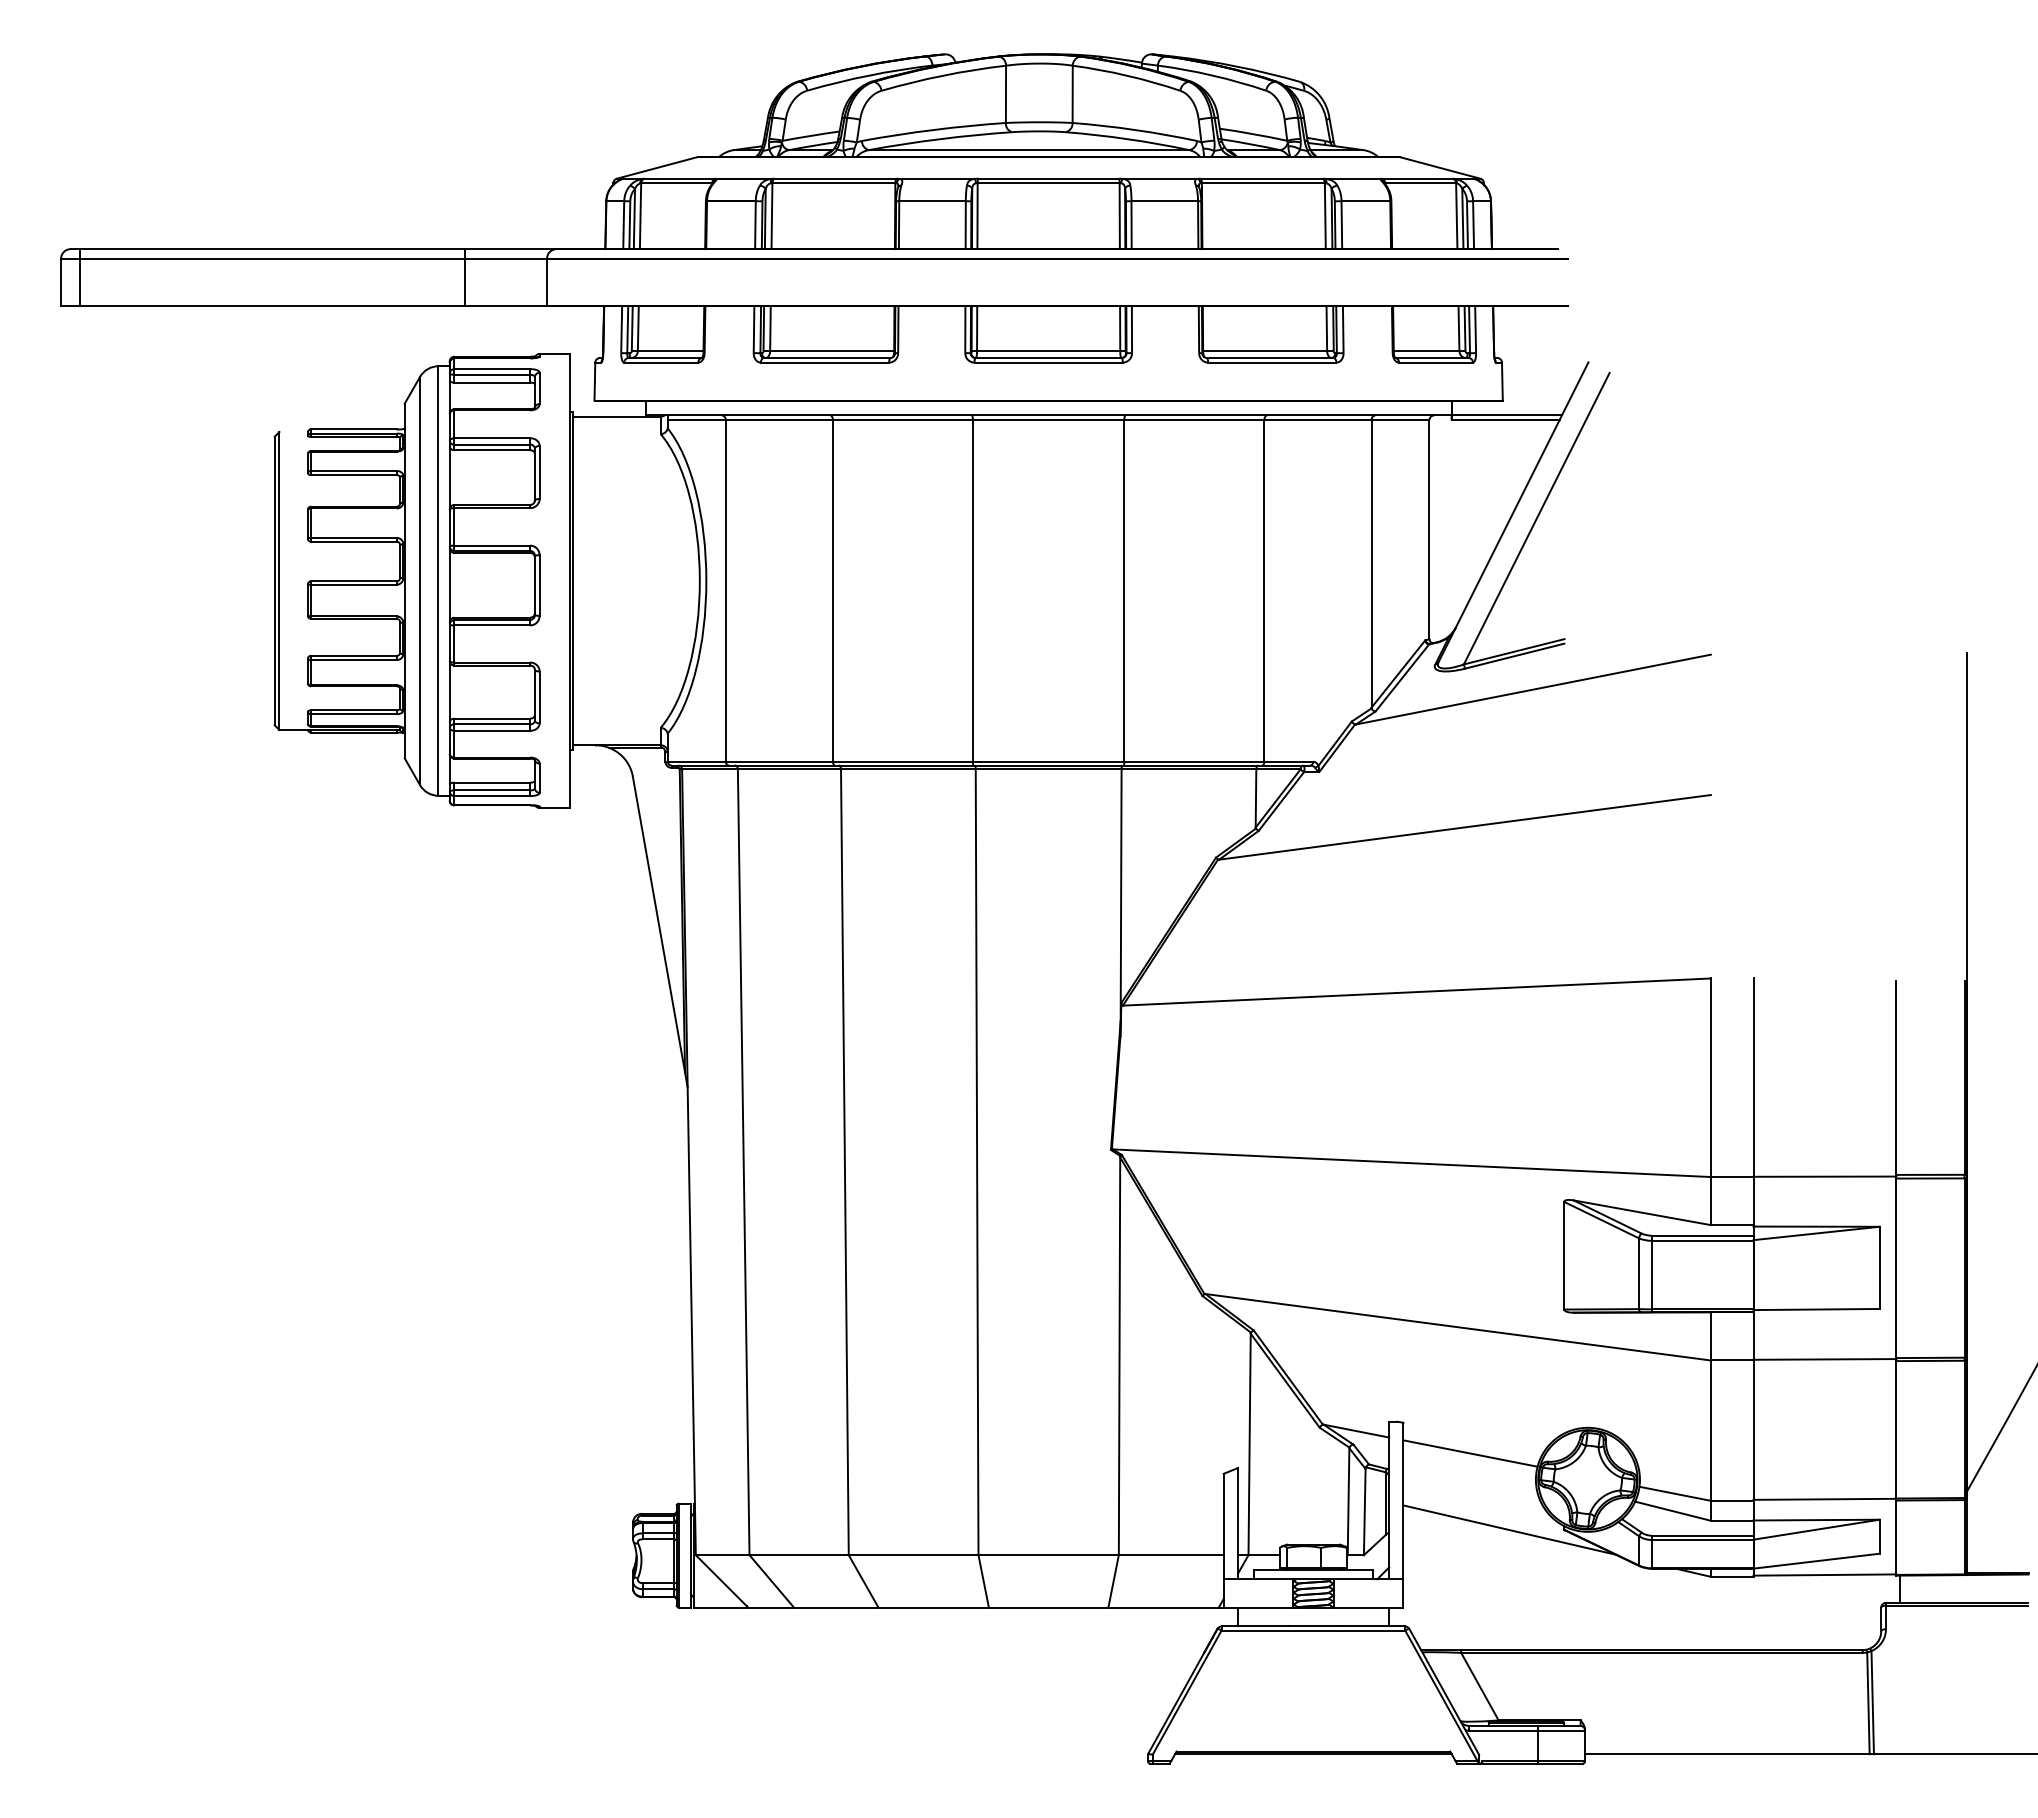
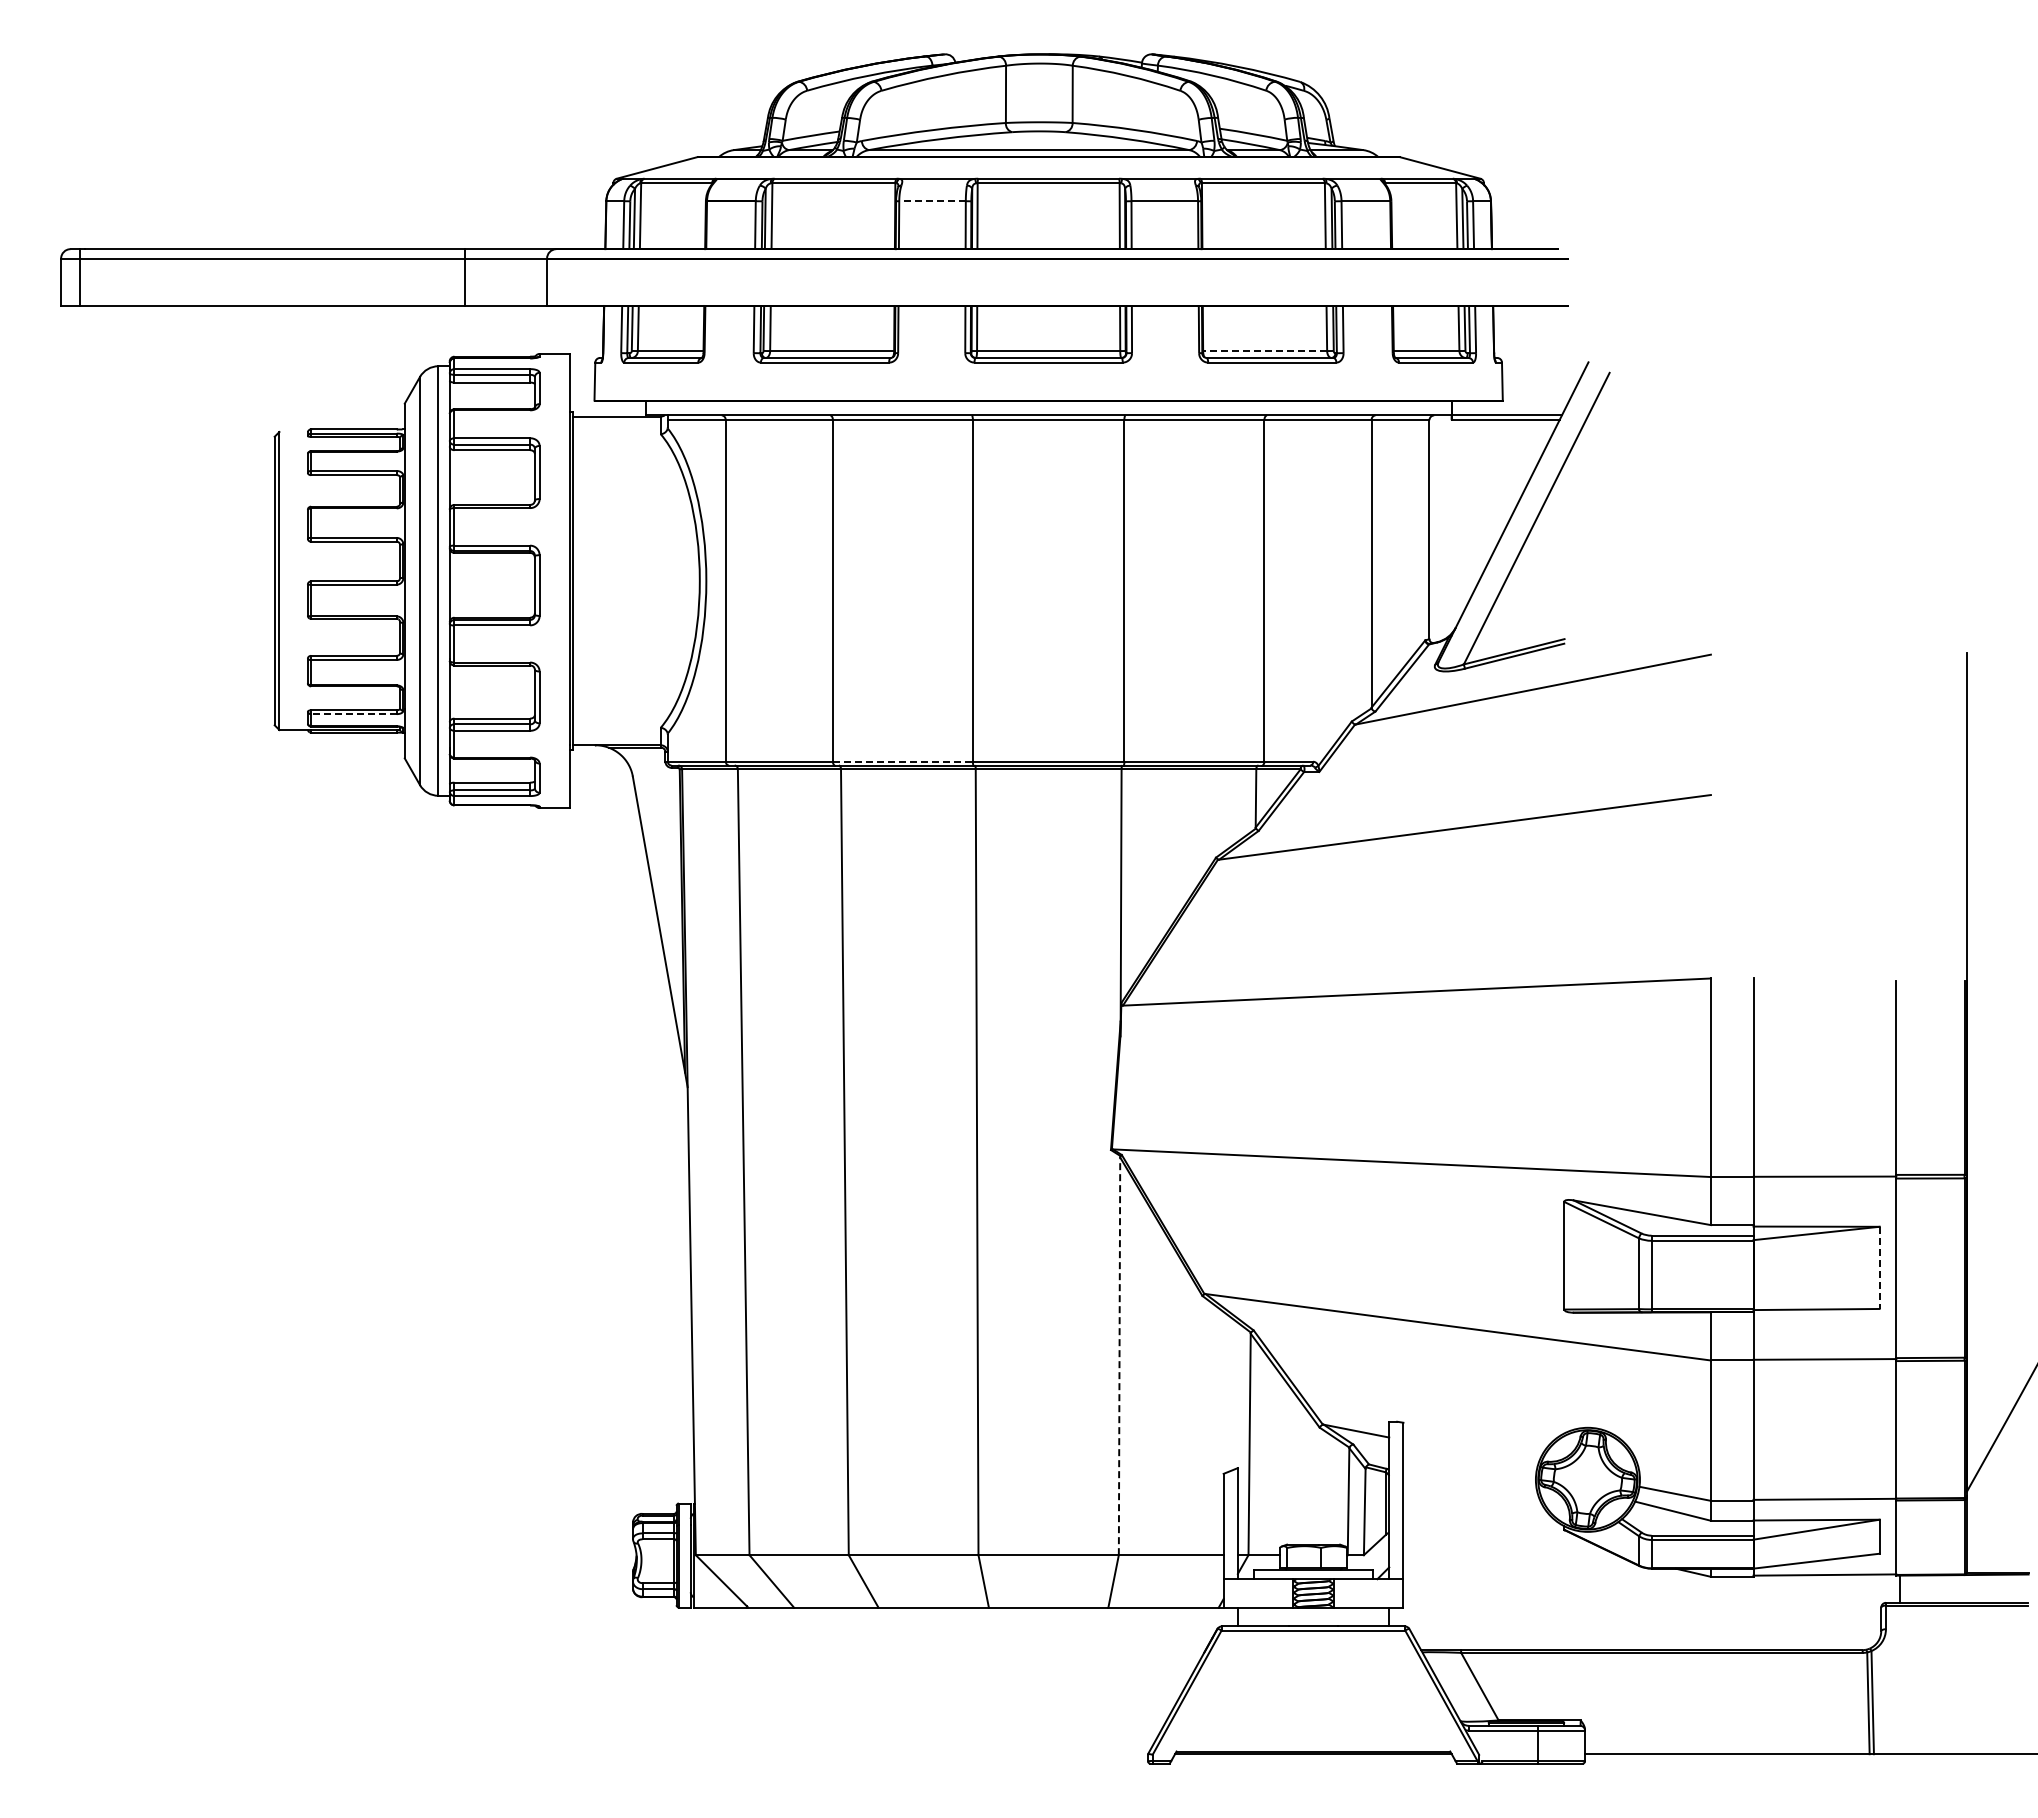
line: solid -> dashed (932, 201)
line: solid -> dashed (1264, 351)
line: solid -> dashed (353, 714)
line: solid -> dashed (902, 761)
line: solid -> dashed (1879, 1268)
line: solid -> dashed (1119, 1356)
line: present -> none (1470, 1453)
line: present -> none (1509, 1529)
